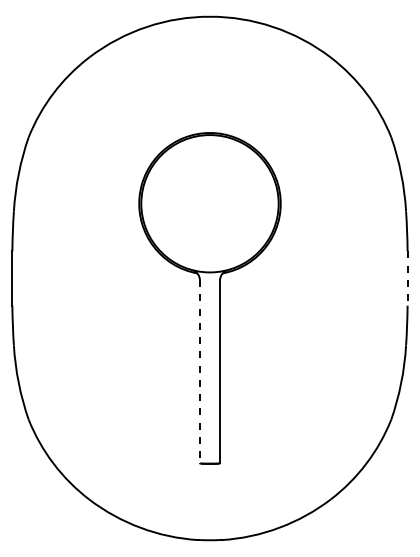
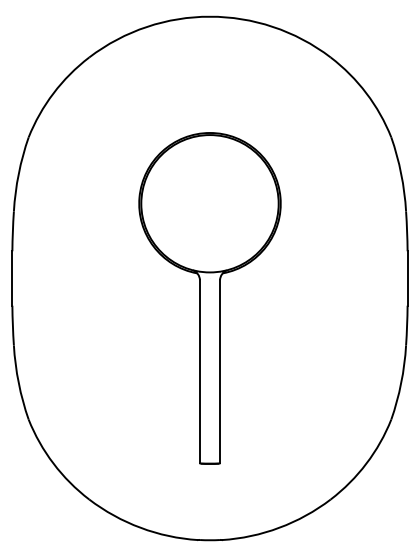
line: dashed -> solid (407, 278)
line: dashed -> solid (199, 372)
